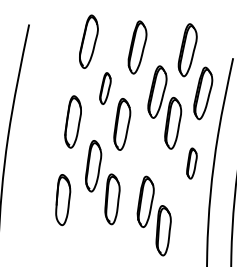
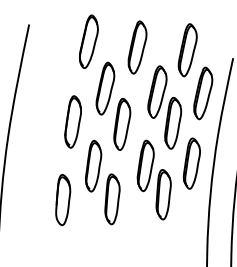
part size: 13x33 px -> 21x55 px (105, 88)
part size: 12x33 px -> 18x53 px (191, 163)
part position: (153, 215) -> (153, 179) (153, 179)
